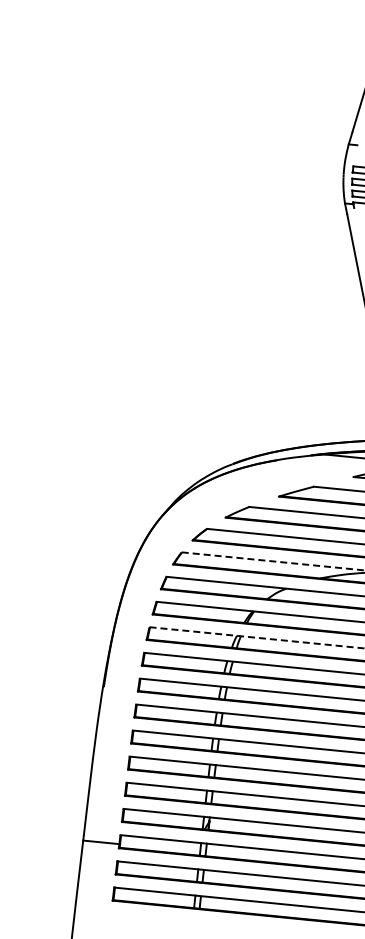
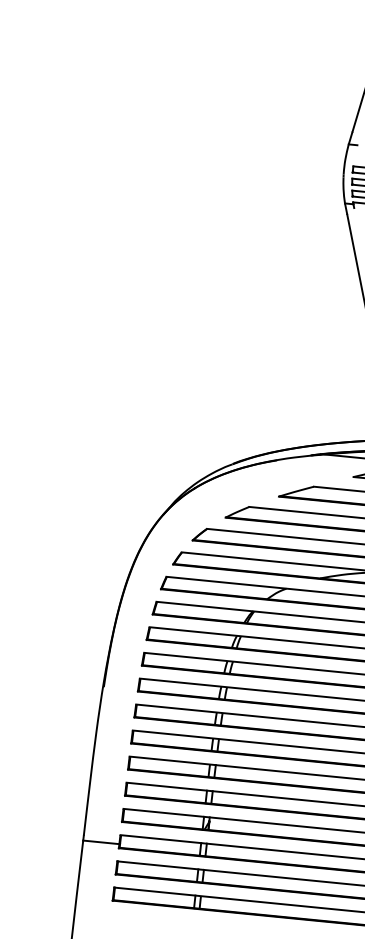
line: dashed -> solid (273, 561)
line: dashed -> solid (256, 637)
